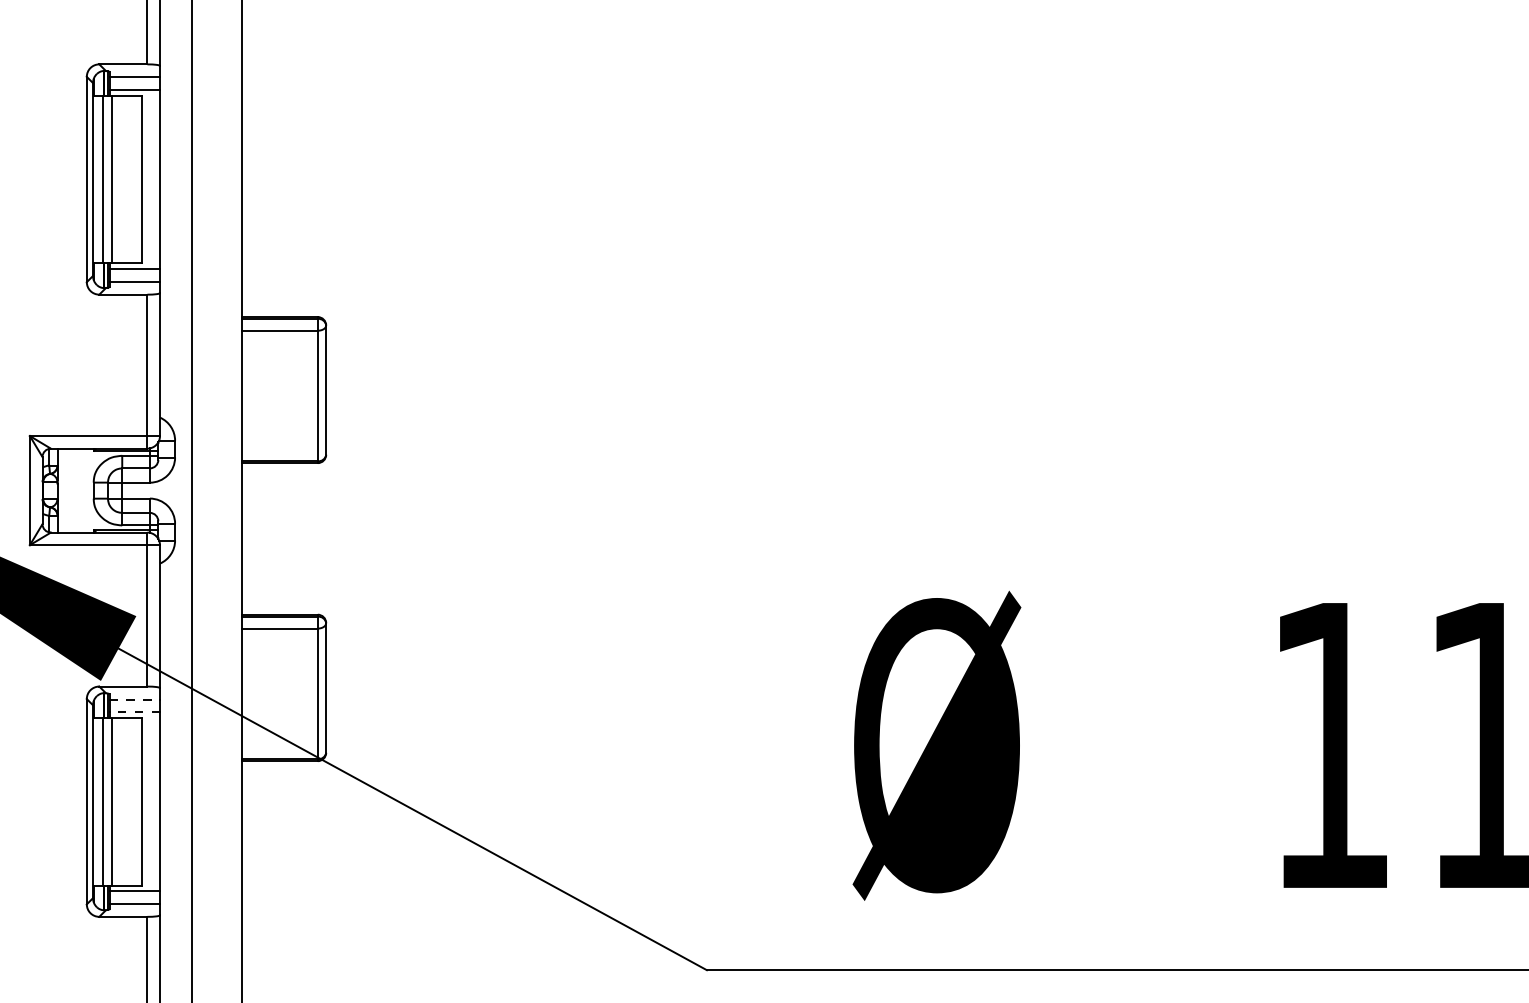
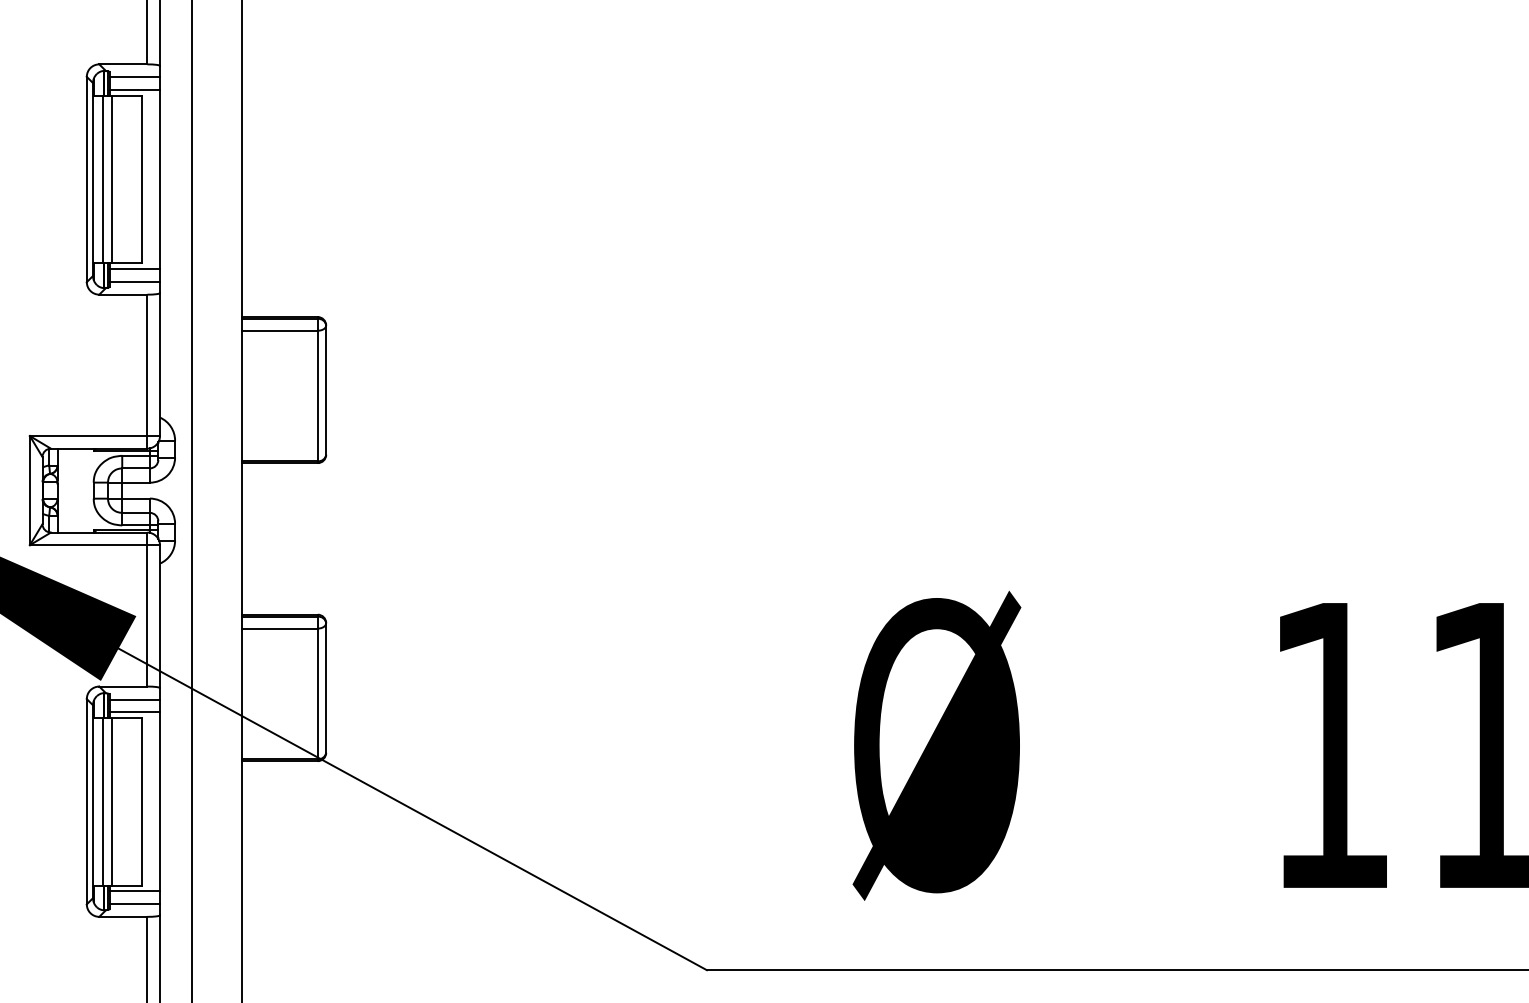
line: dashed -> solid (135, 699)
line: dashed -> solid (134, 712)
